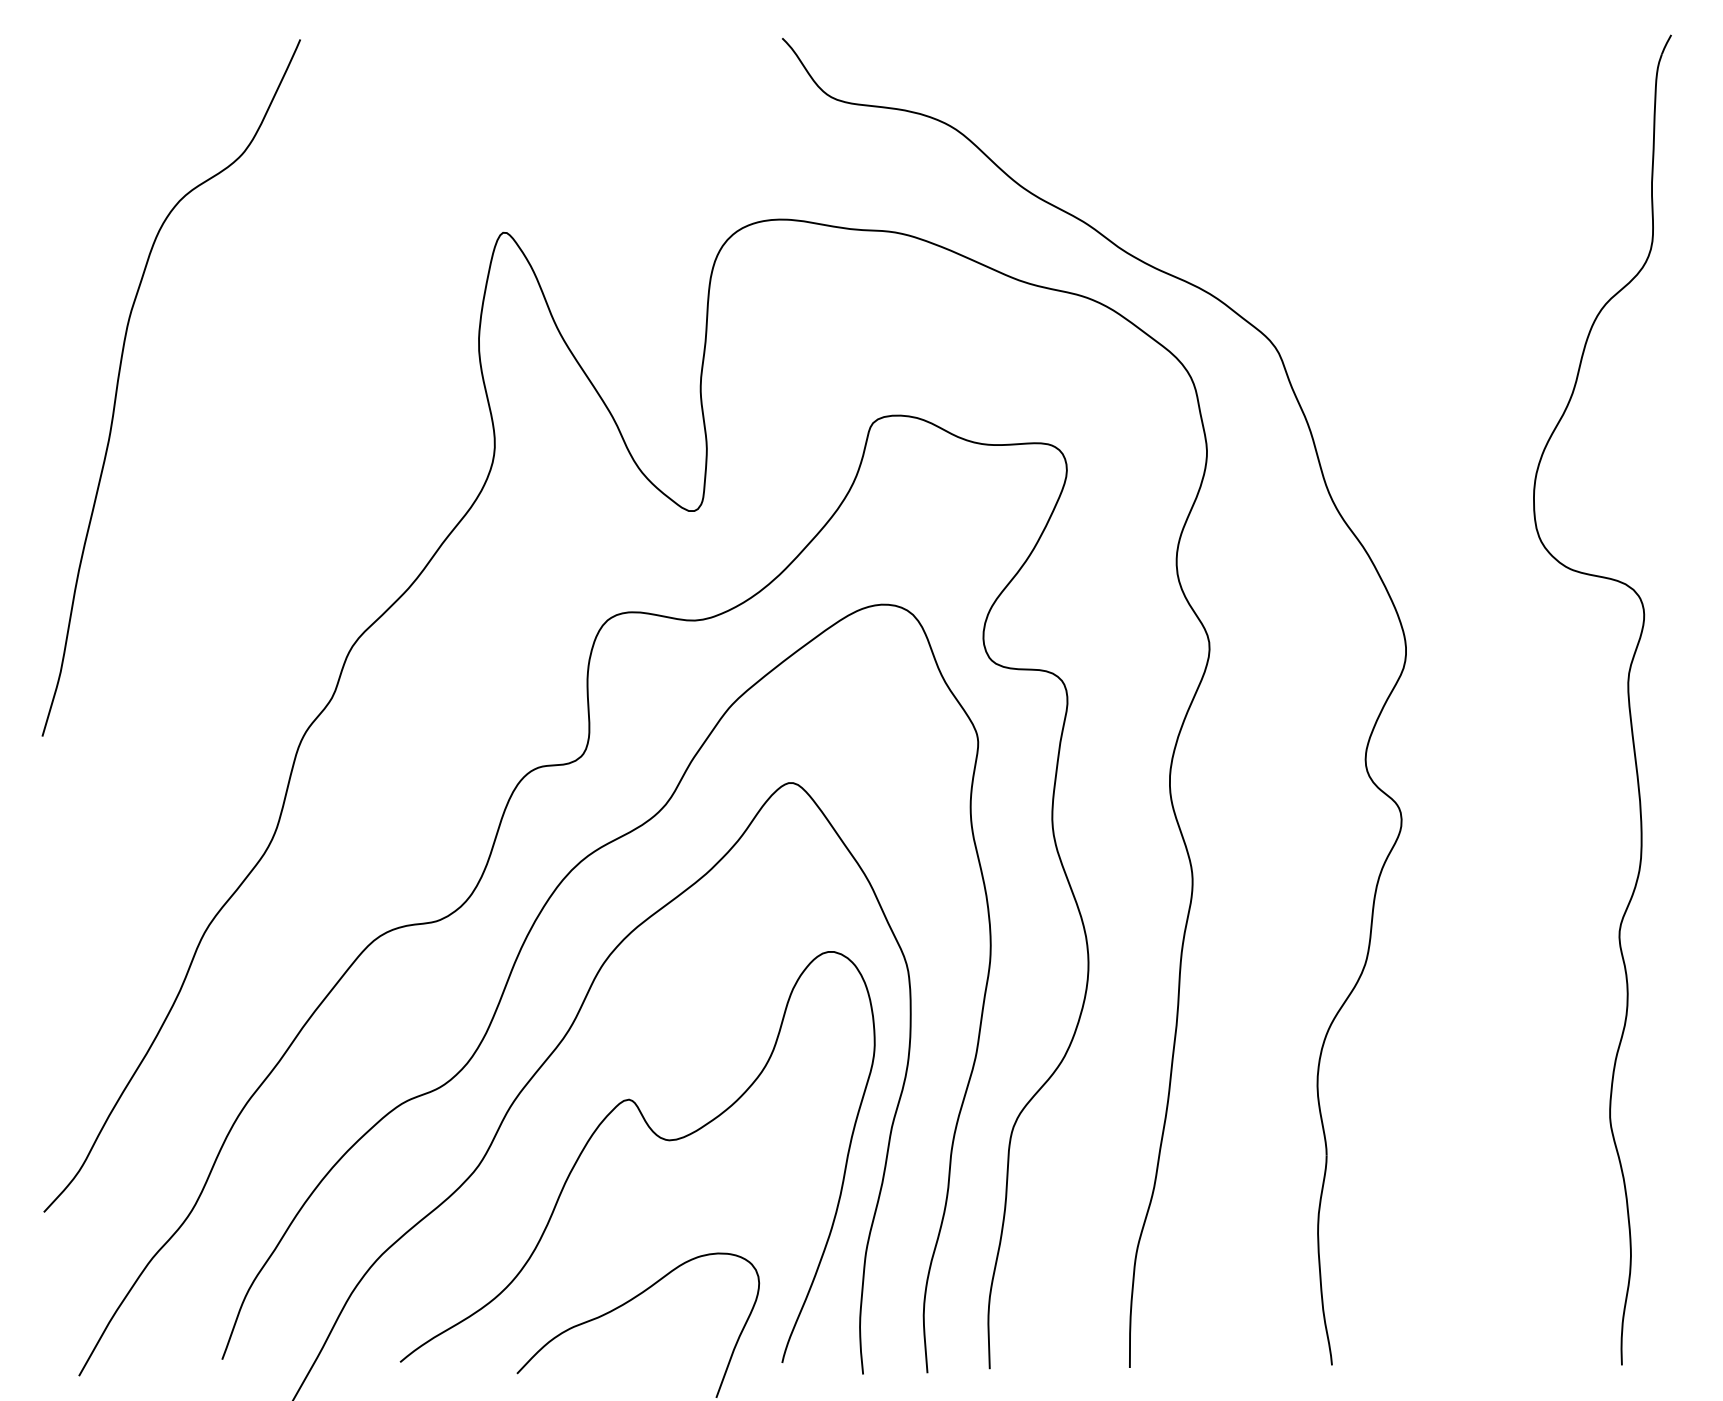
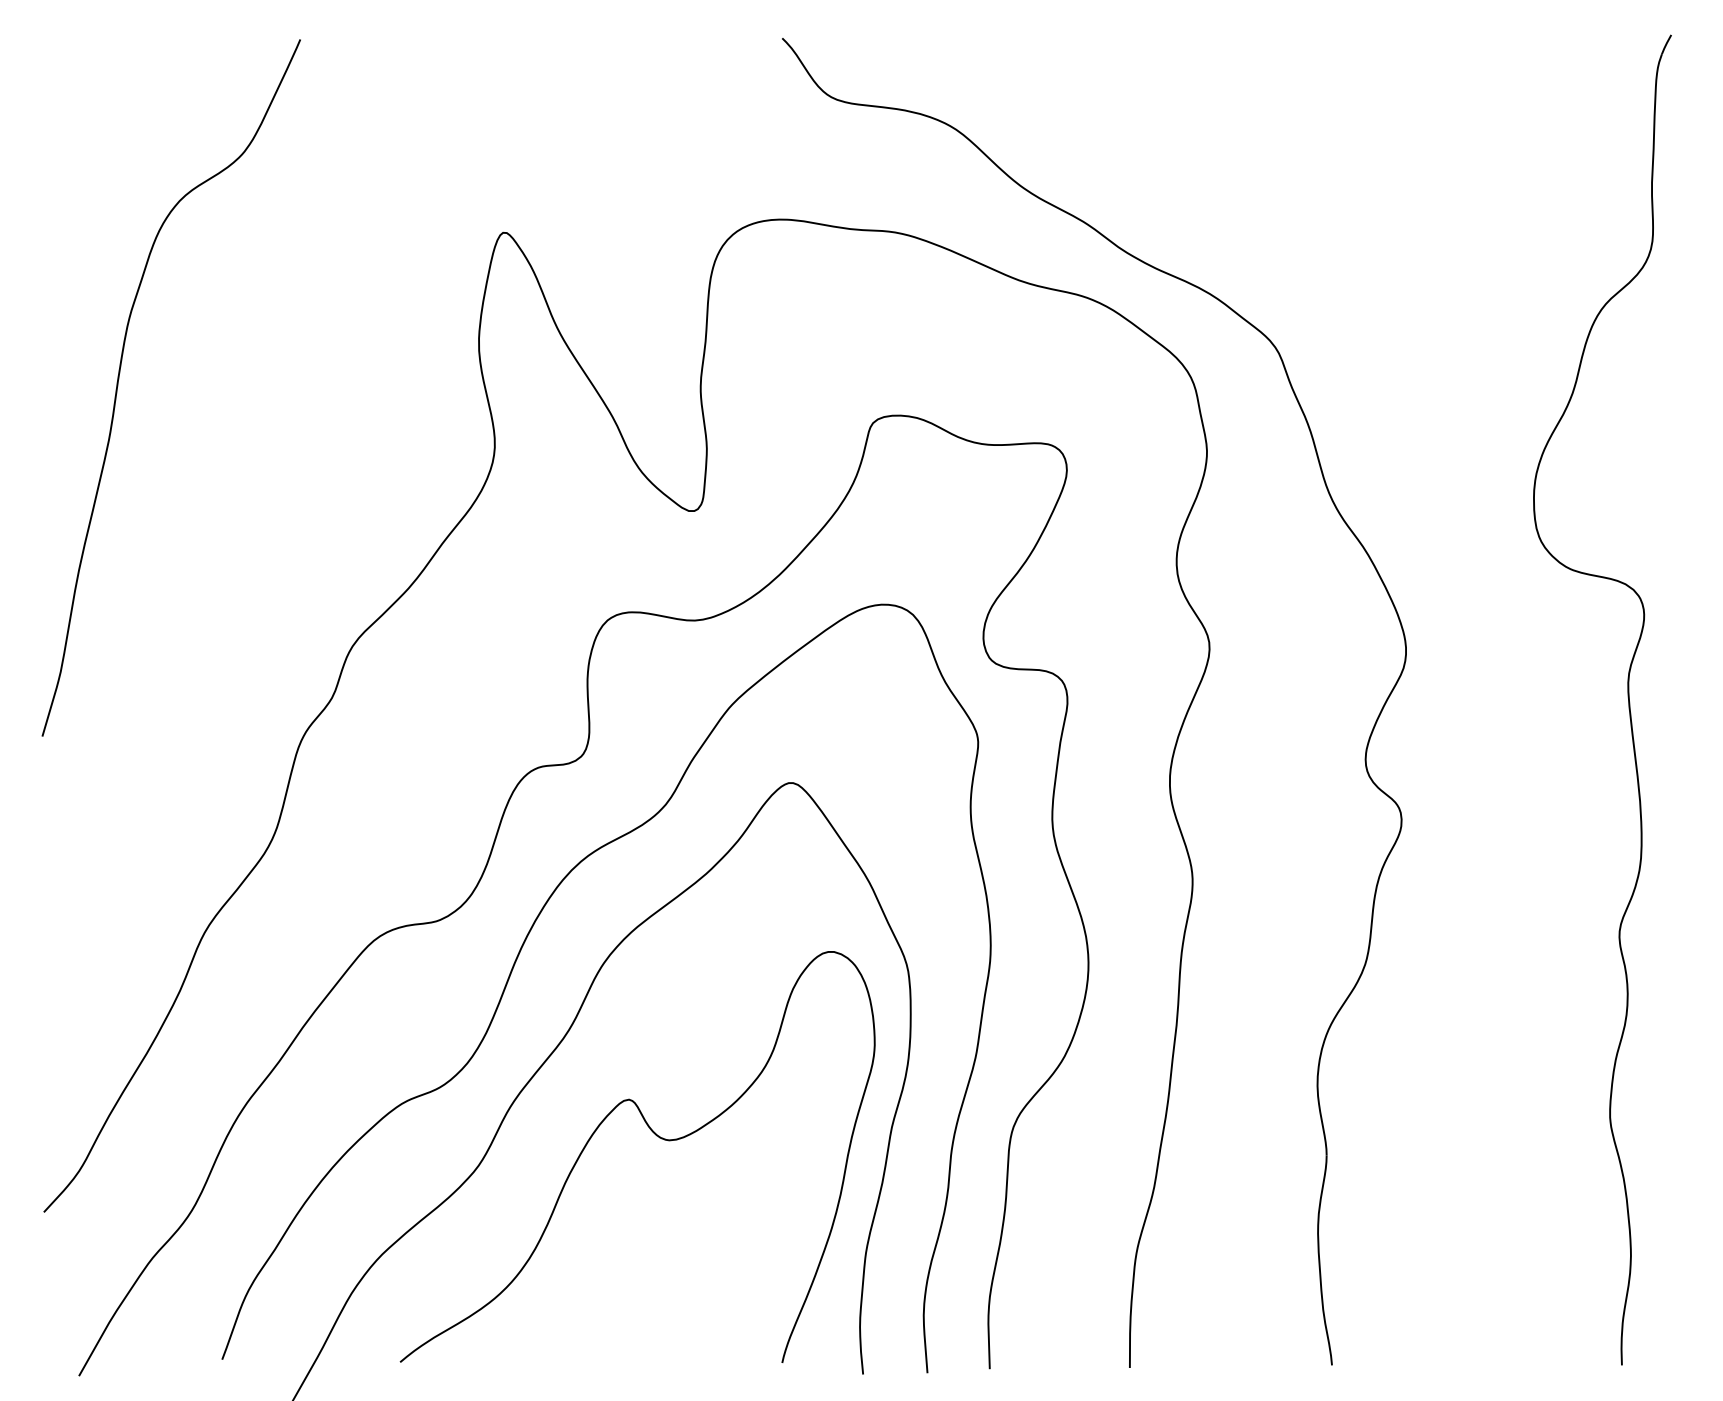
curve: present -> none (627, 1303)
